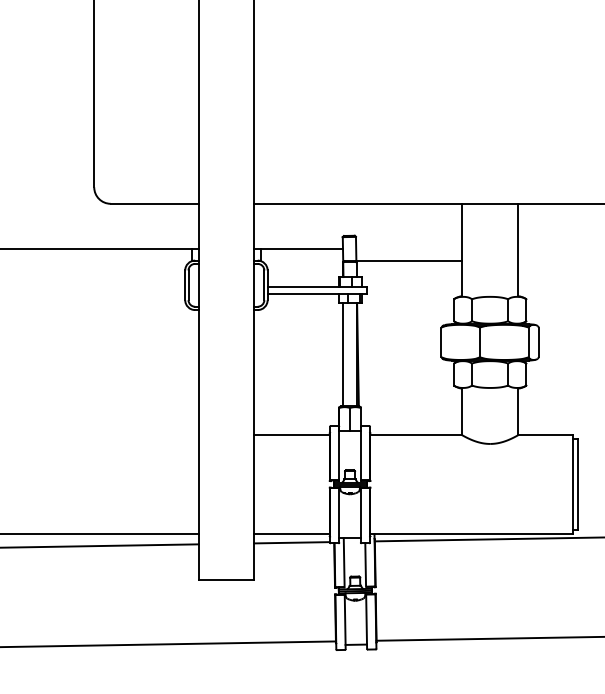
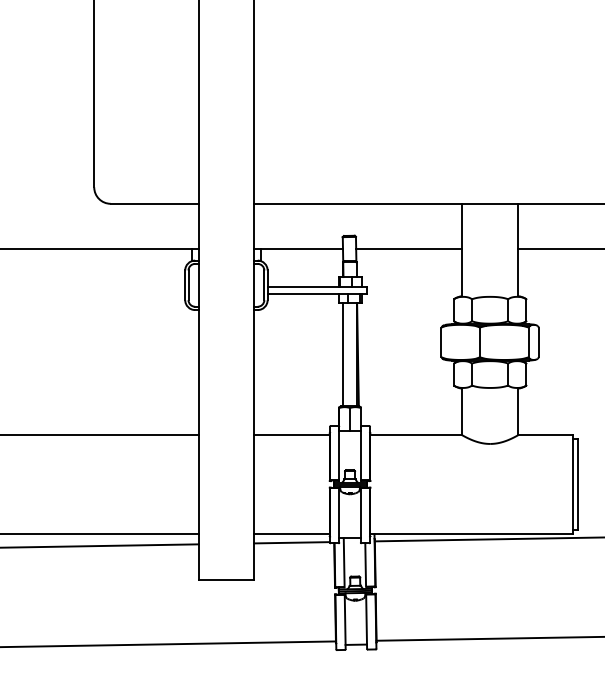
line: none -> present (559, 249)
line position: (409, 261) -> (409, 249) (409, 249)
line: none -> present (100, 434)
